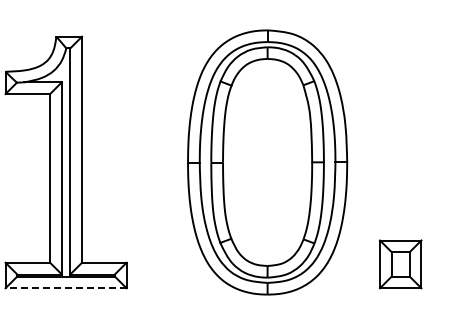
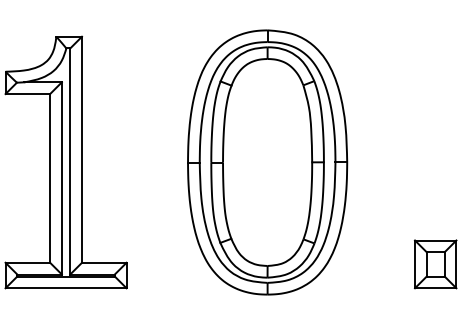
part position: (400, 264) -> (435, 264) (435, 264)
line: dashed -> solid (65, 288)
